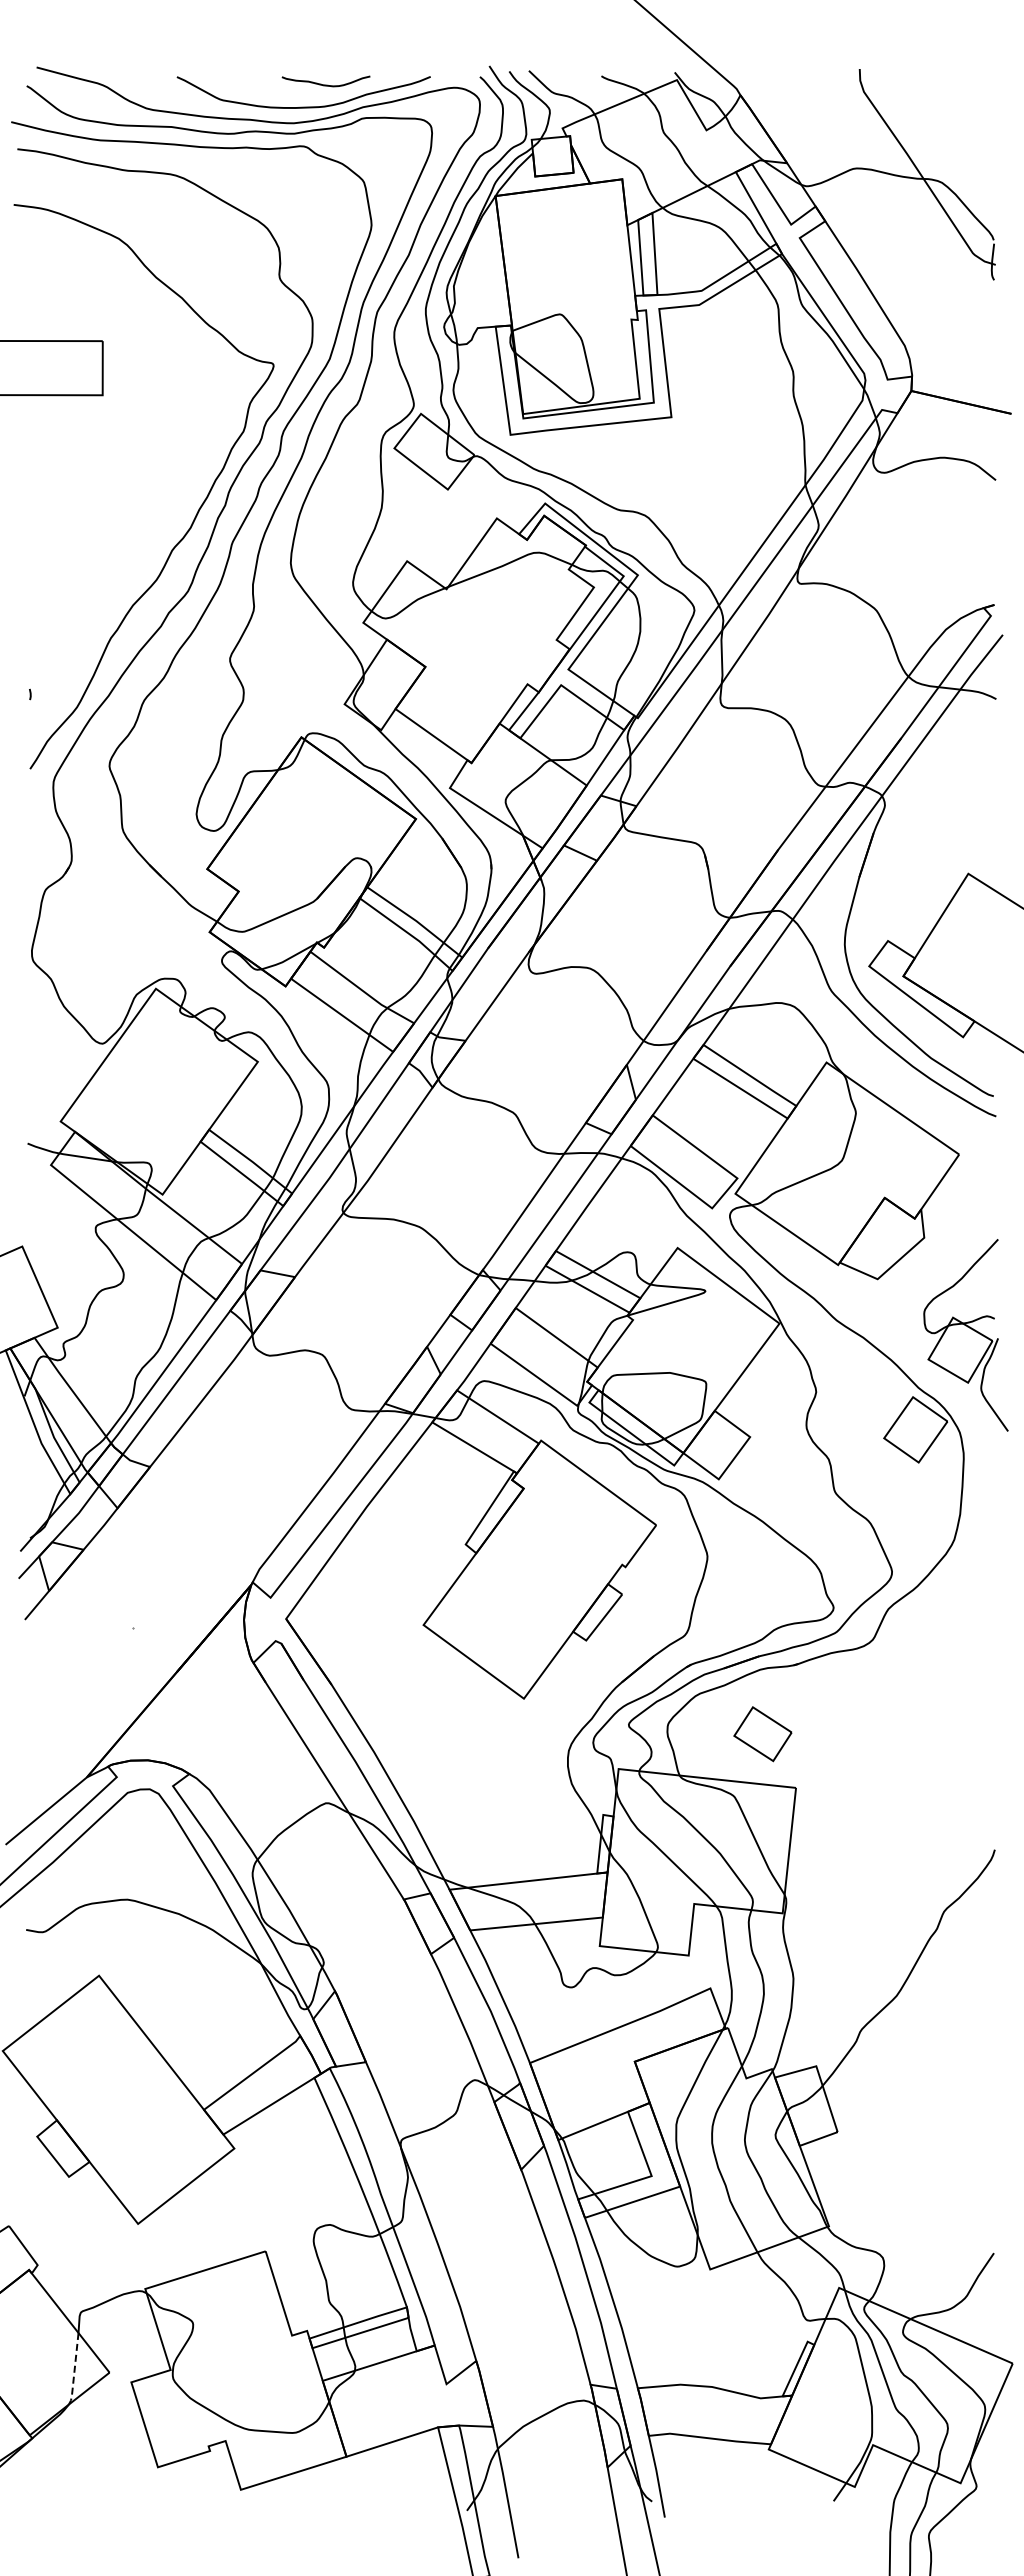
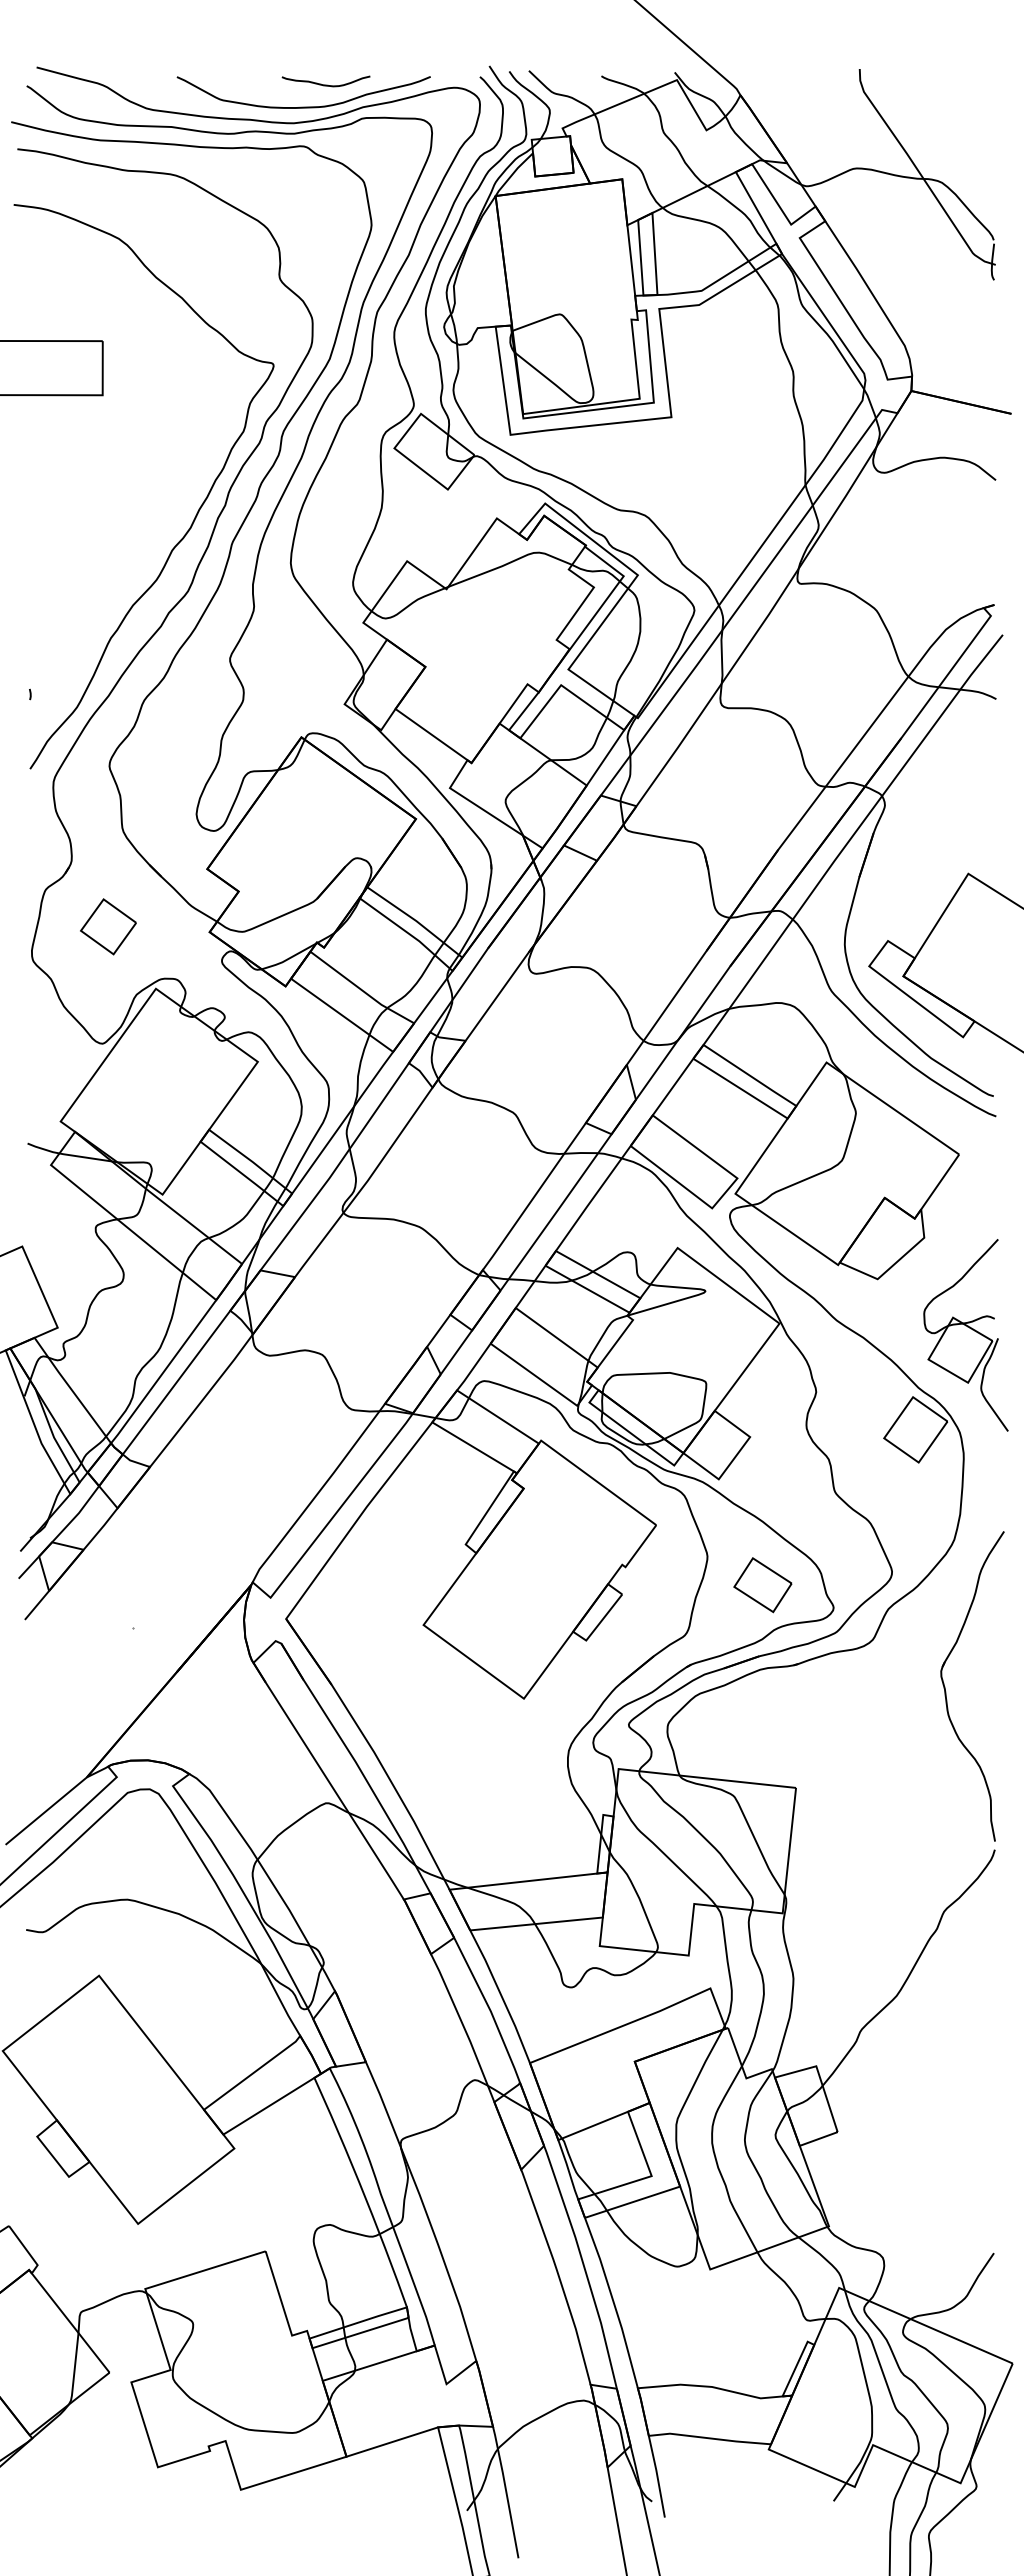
part: none -> present (108, 926)
part: none -> present (946, 1691)
part position: (762, 1734) -> (762, 1585) (762, 1585)
line: dashed -> solid (74, 2370)
